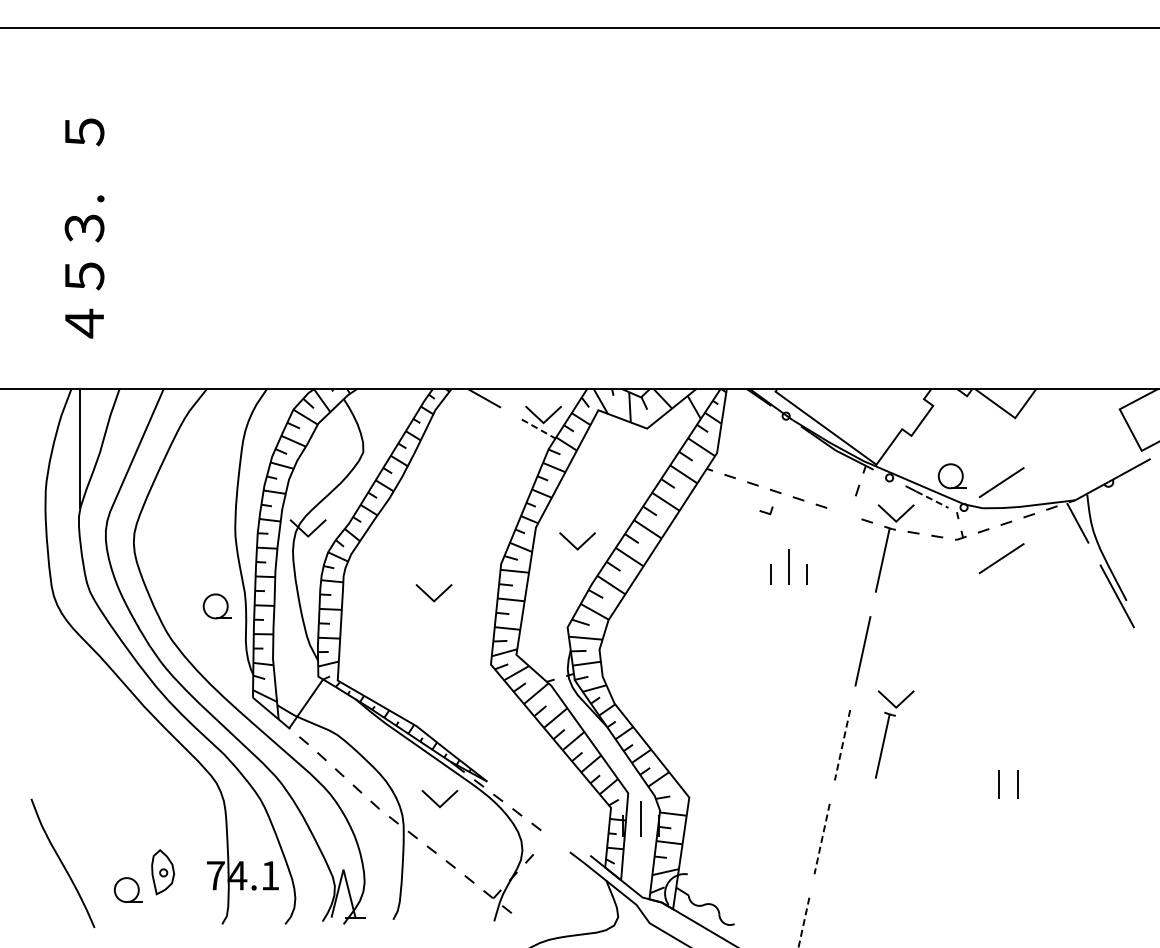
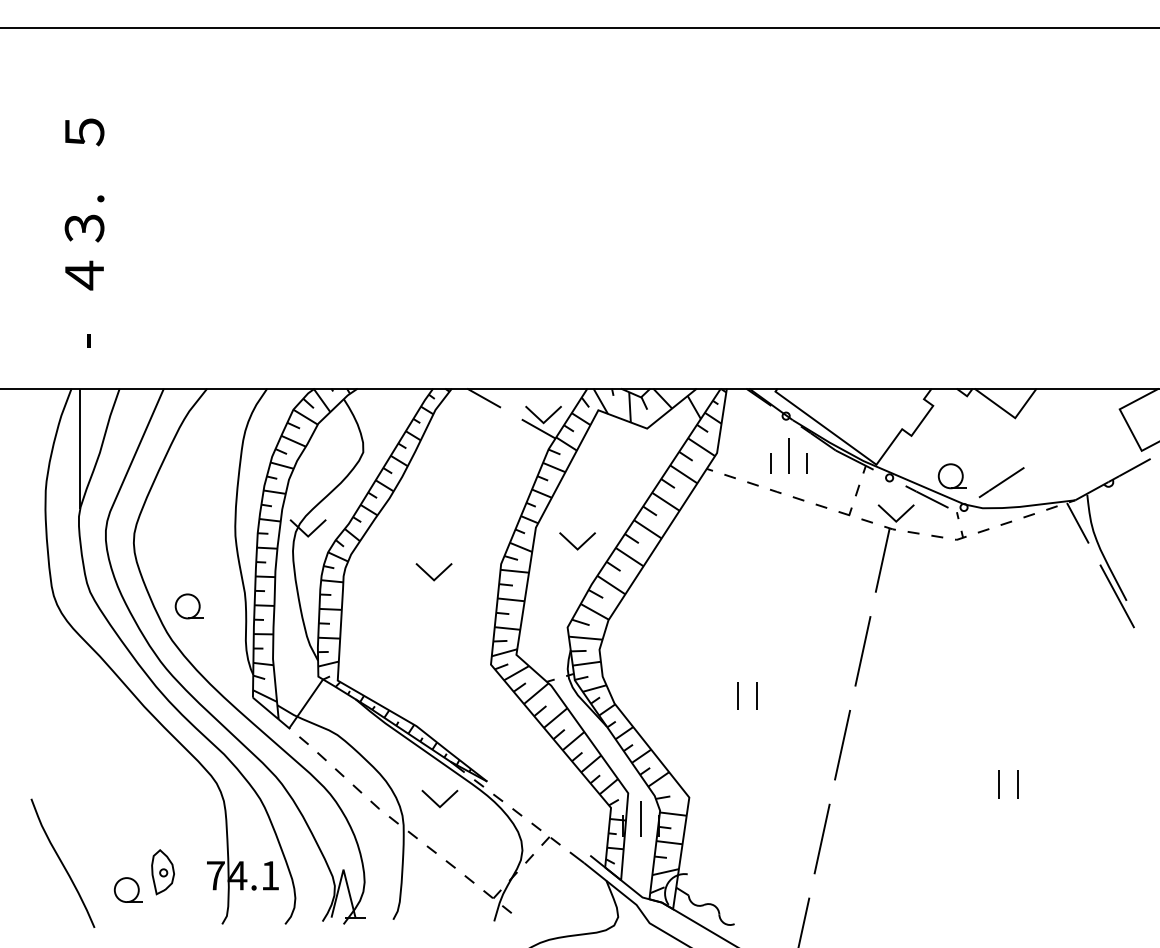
text: ５ -> ４ (84, 275)
text: ４ -> - (84, 327)
line: dashed -> solid (539, 429)
line: dashed -> solid (932, 499)
part position: (766, 510) -> (845, 511) (845, 511)
line: present -> none (1001, 558)
part position: (788, 566) -> (788, 455) (788, 455)
part position: (433, 593) -> (433, 572) (433, 572)
part position: (216, 606) -> (188, 606) (188, 606)
part: none -> present (738, 695)
part: present -> none (886, 734)
line: dashed -> solid (842, 745)
line: dashed -> solid (822, 839)
part: none -> present (550, 840)
line: dashed -> solid (803, 923)
